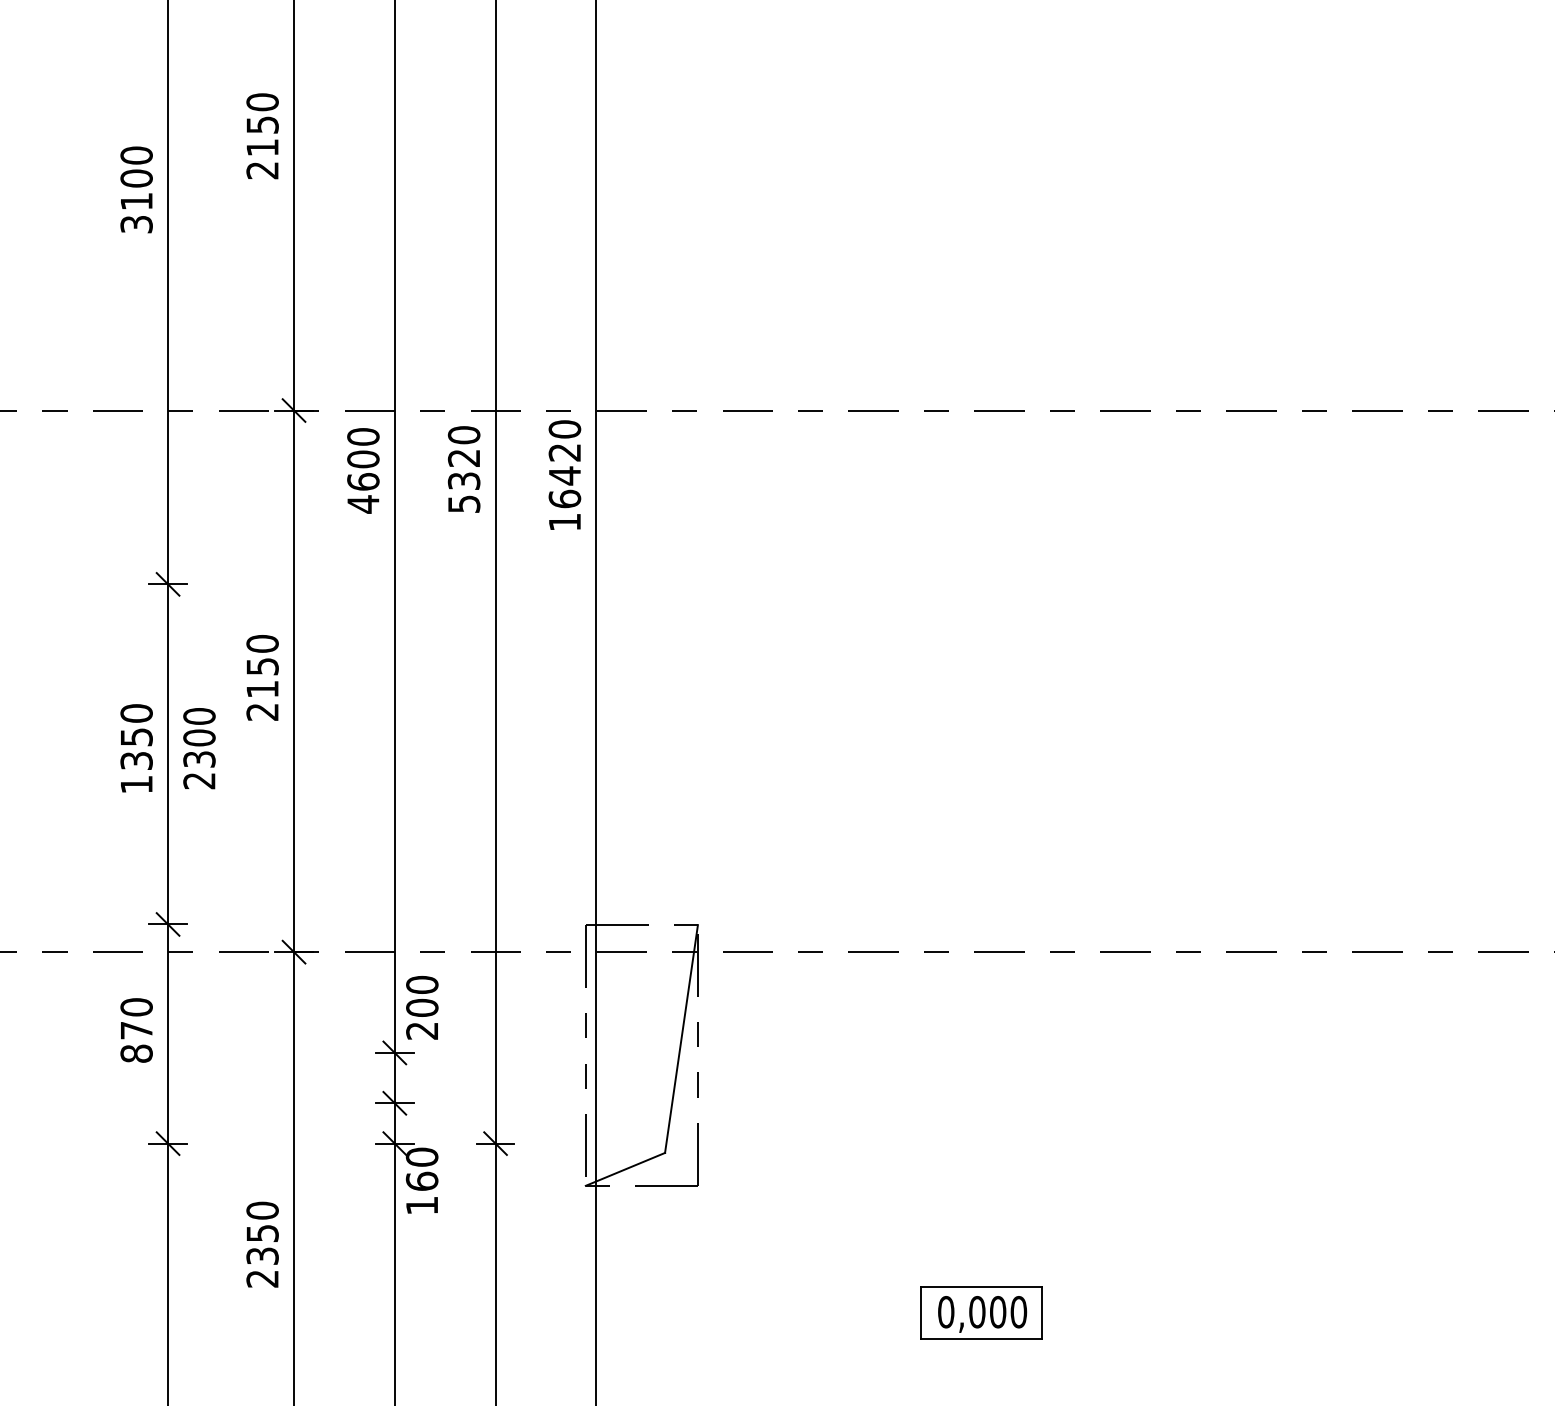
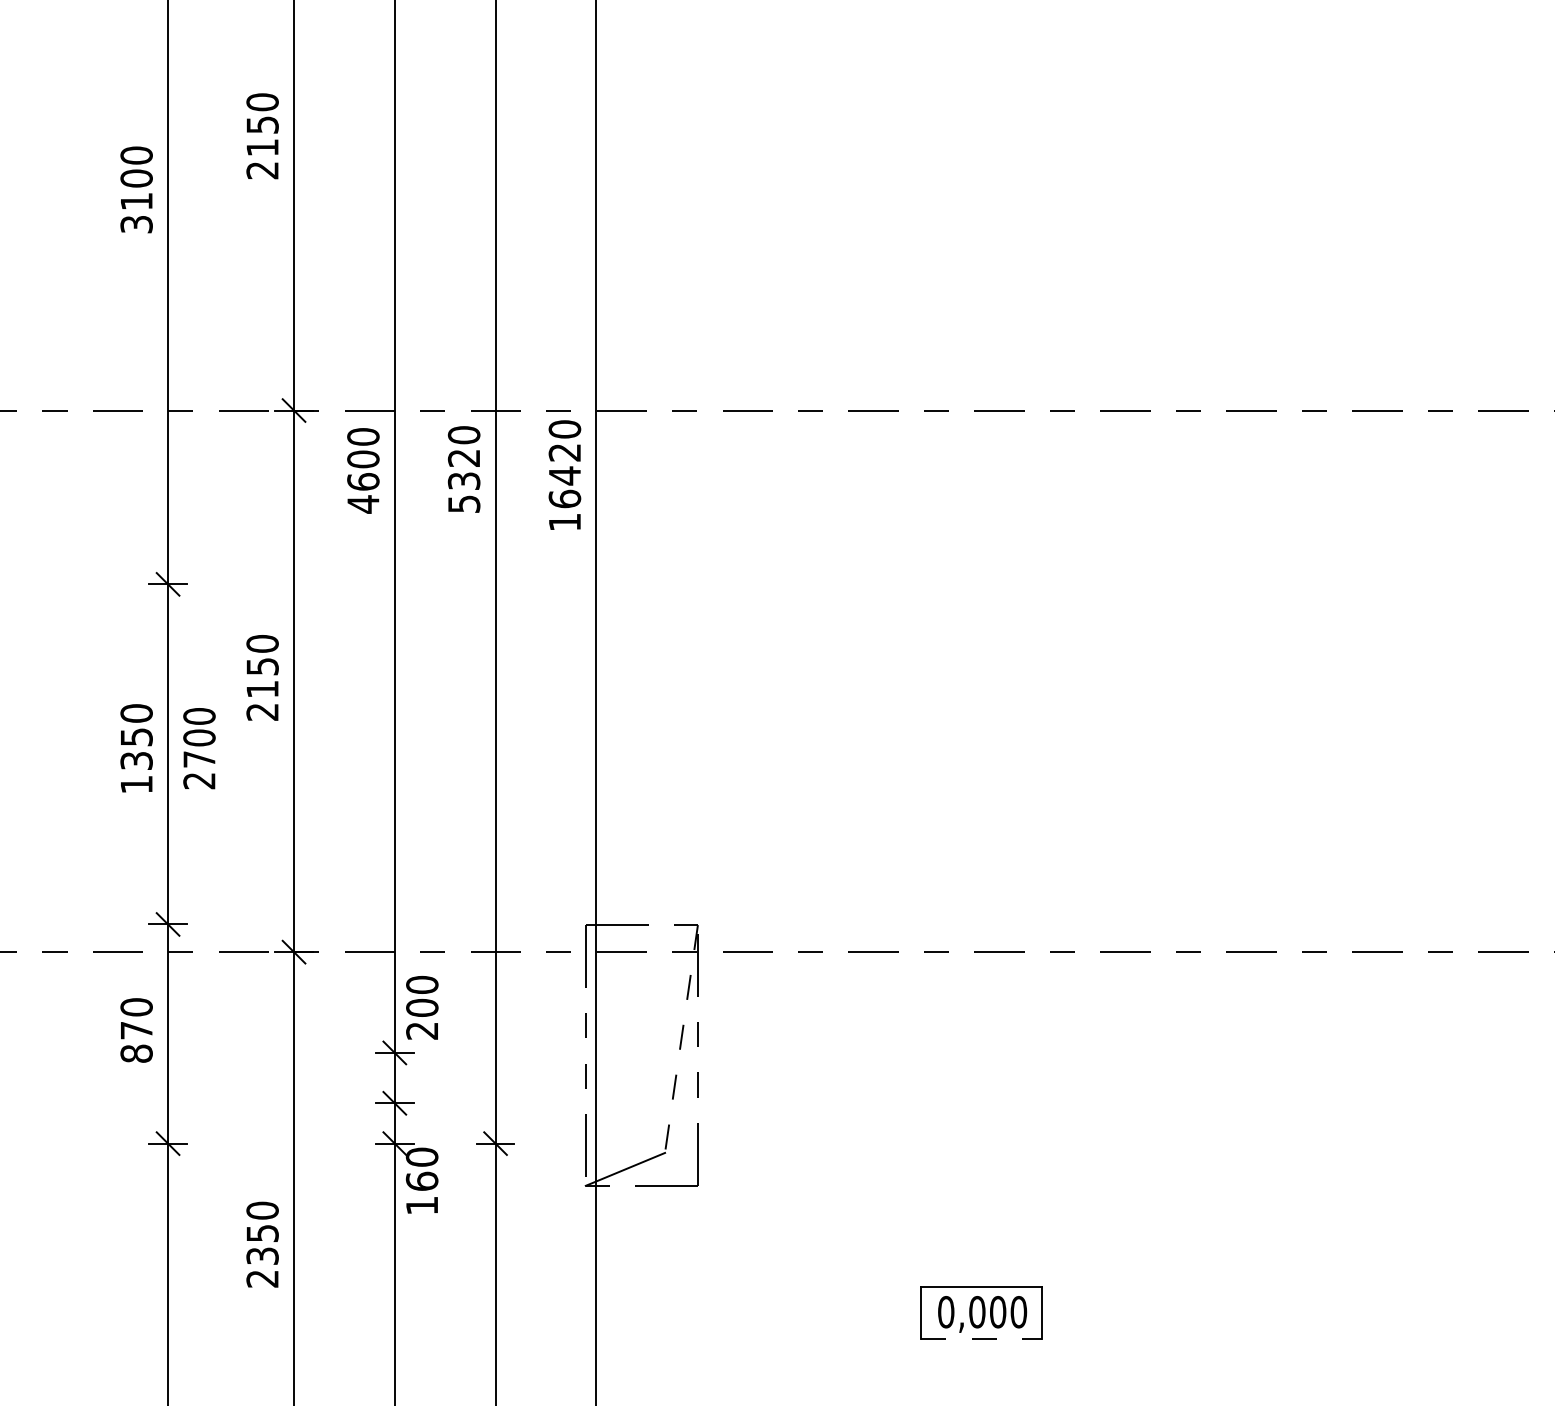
text: 2300 -> 2700 (199, 759)
line: solid -> dashed (681, 1039)
line: solid -> dashed (982, 1339)
